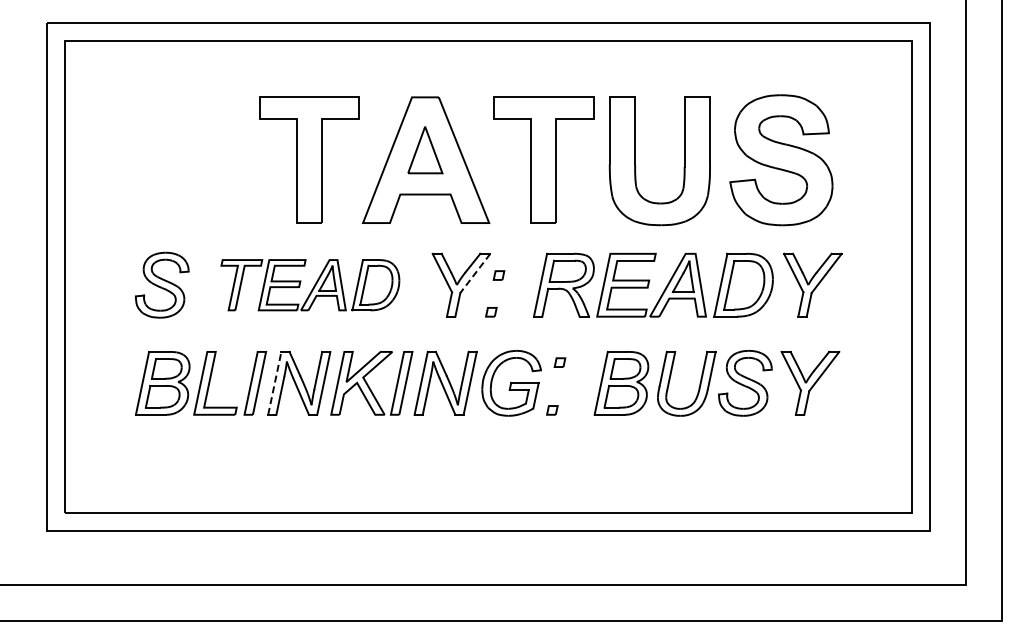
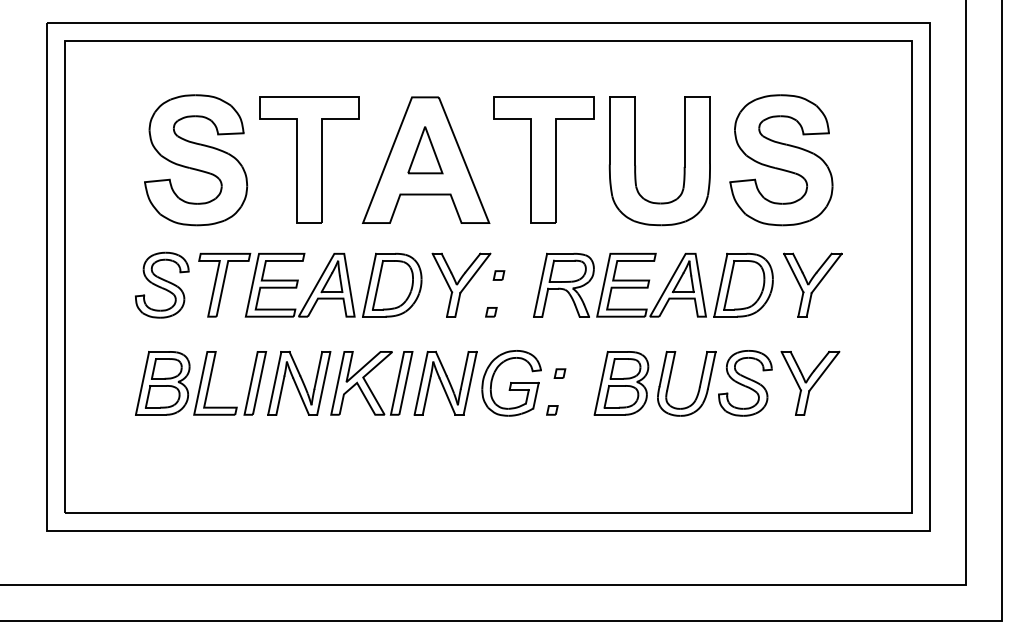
part: none -> present (196, 160)
line: dashed -> solid (475, 273)
part size: 181x53 px -> 225x66 px (310, 284)
part position: (559, 362) -> (559, 373) (559, 373)
line: dashed -> solid (274, 382)
